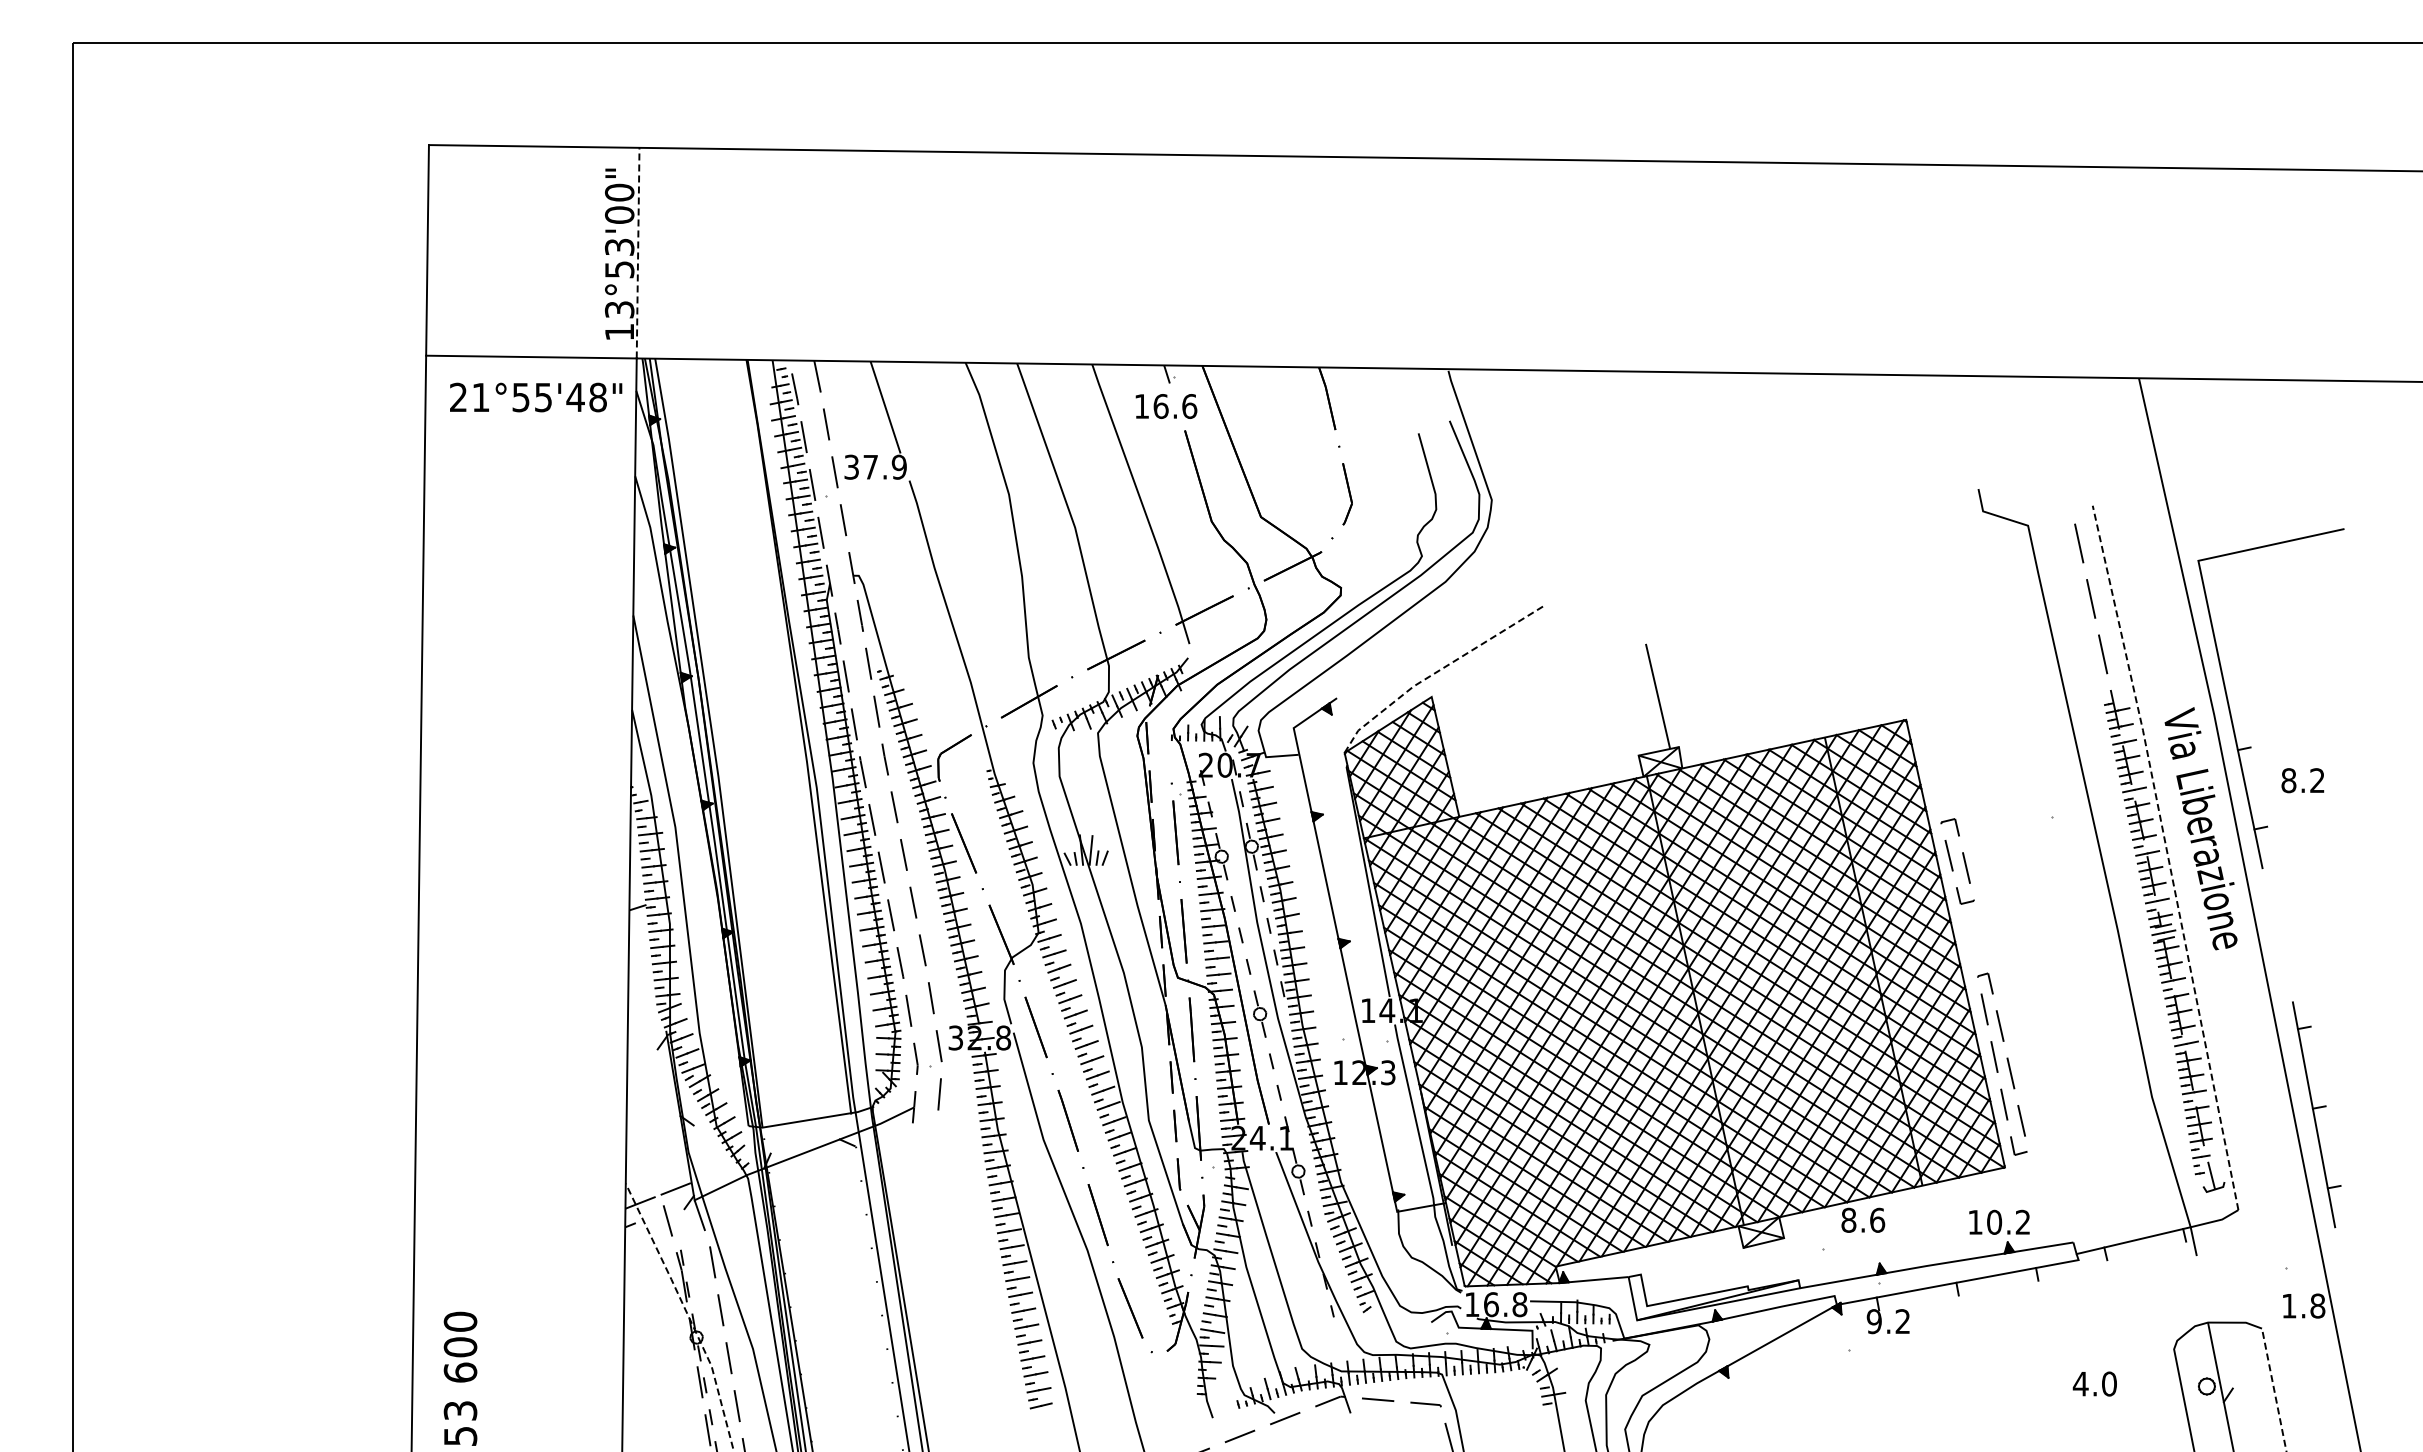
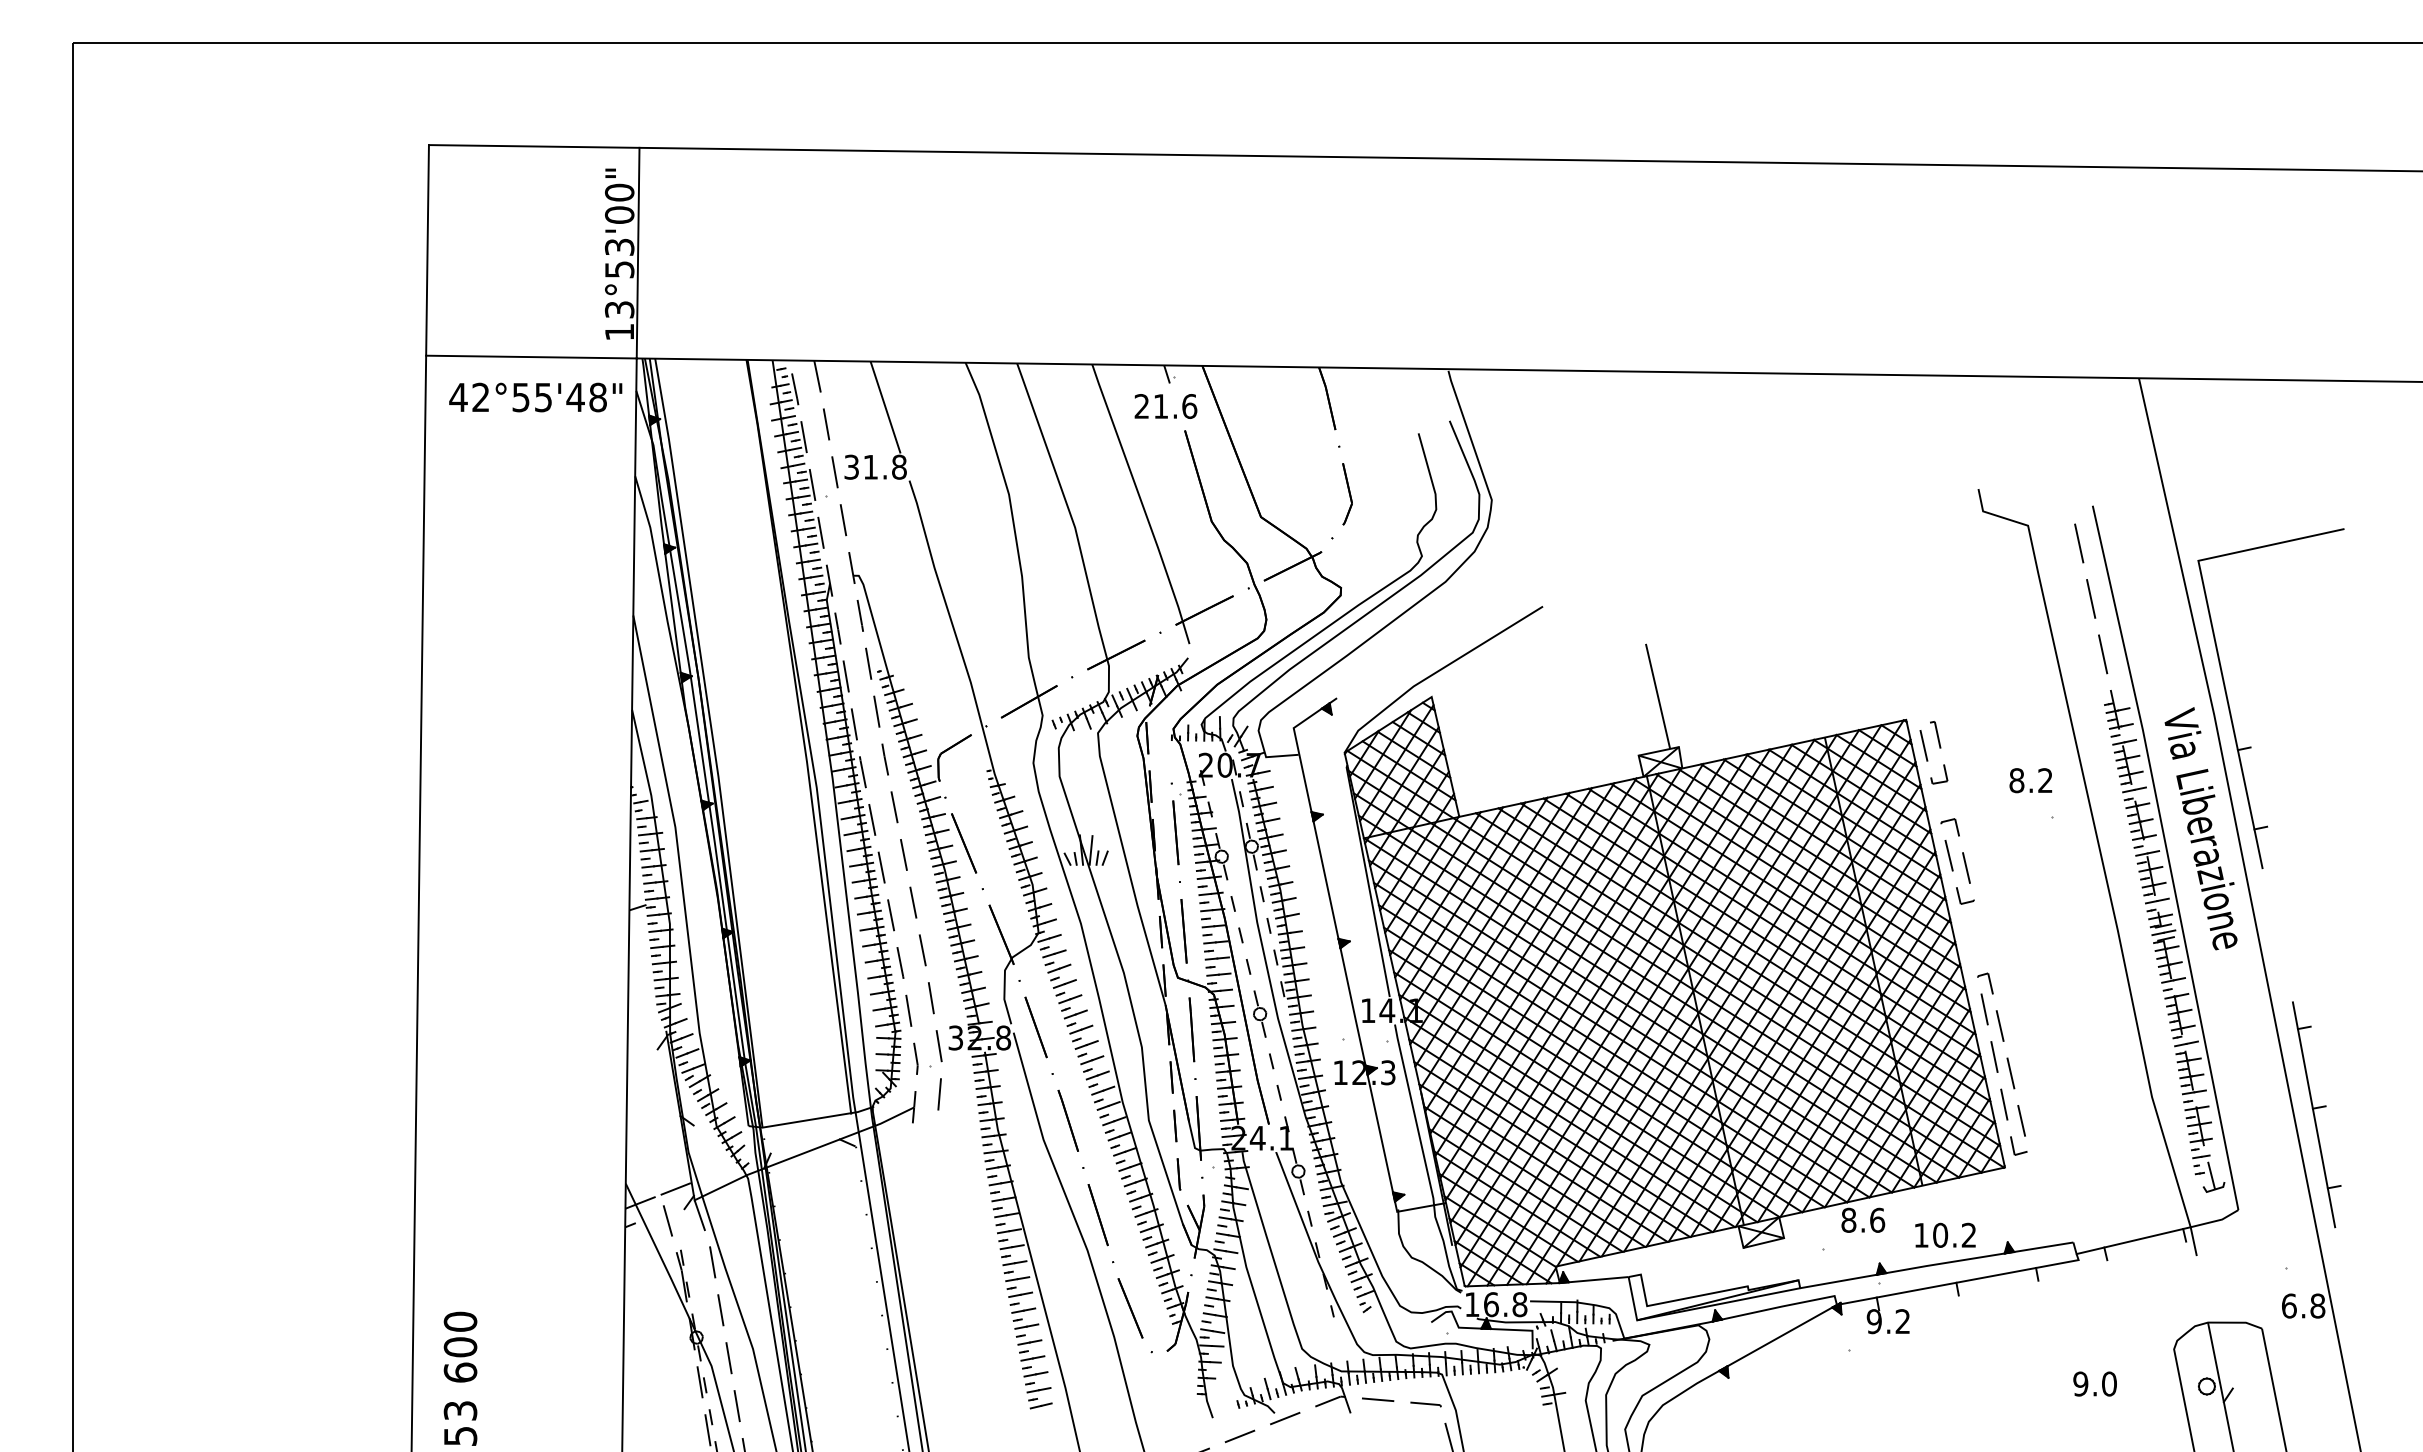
line: dashed -> solid (638, 252)
text: 21°55'48" -> 42°55'48" (468, 396)
text: 16.6 -> 21.6 (1151, 406)
text: 37.9 -> 31.8 (884, 467)
line: dashed -> solid (1435, 672)
part: none -> present (1927, 755)
text position: (2302, 780) -> (2030, 780) (2030, 780)
line: dashed -> solid (2168, 856)
text position: (1999, 1221) -> (1945, 1234) (1945, 1234)
text: 1.8 -> 6.8 (2289, 1305)
line: dashed -> solid (687, 1314)
text: 4.0 -> 9.0 (2080, 1383)
line: dashed -> solid (2274, 1390)
